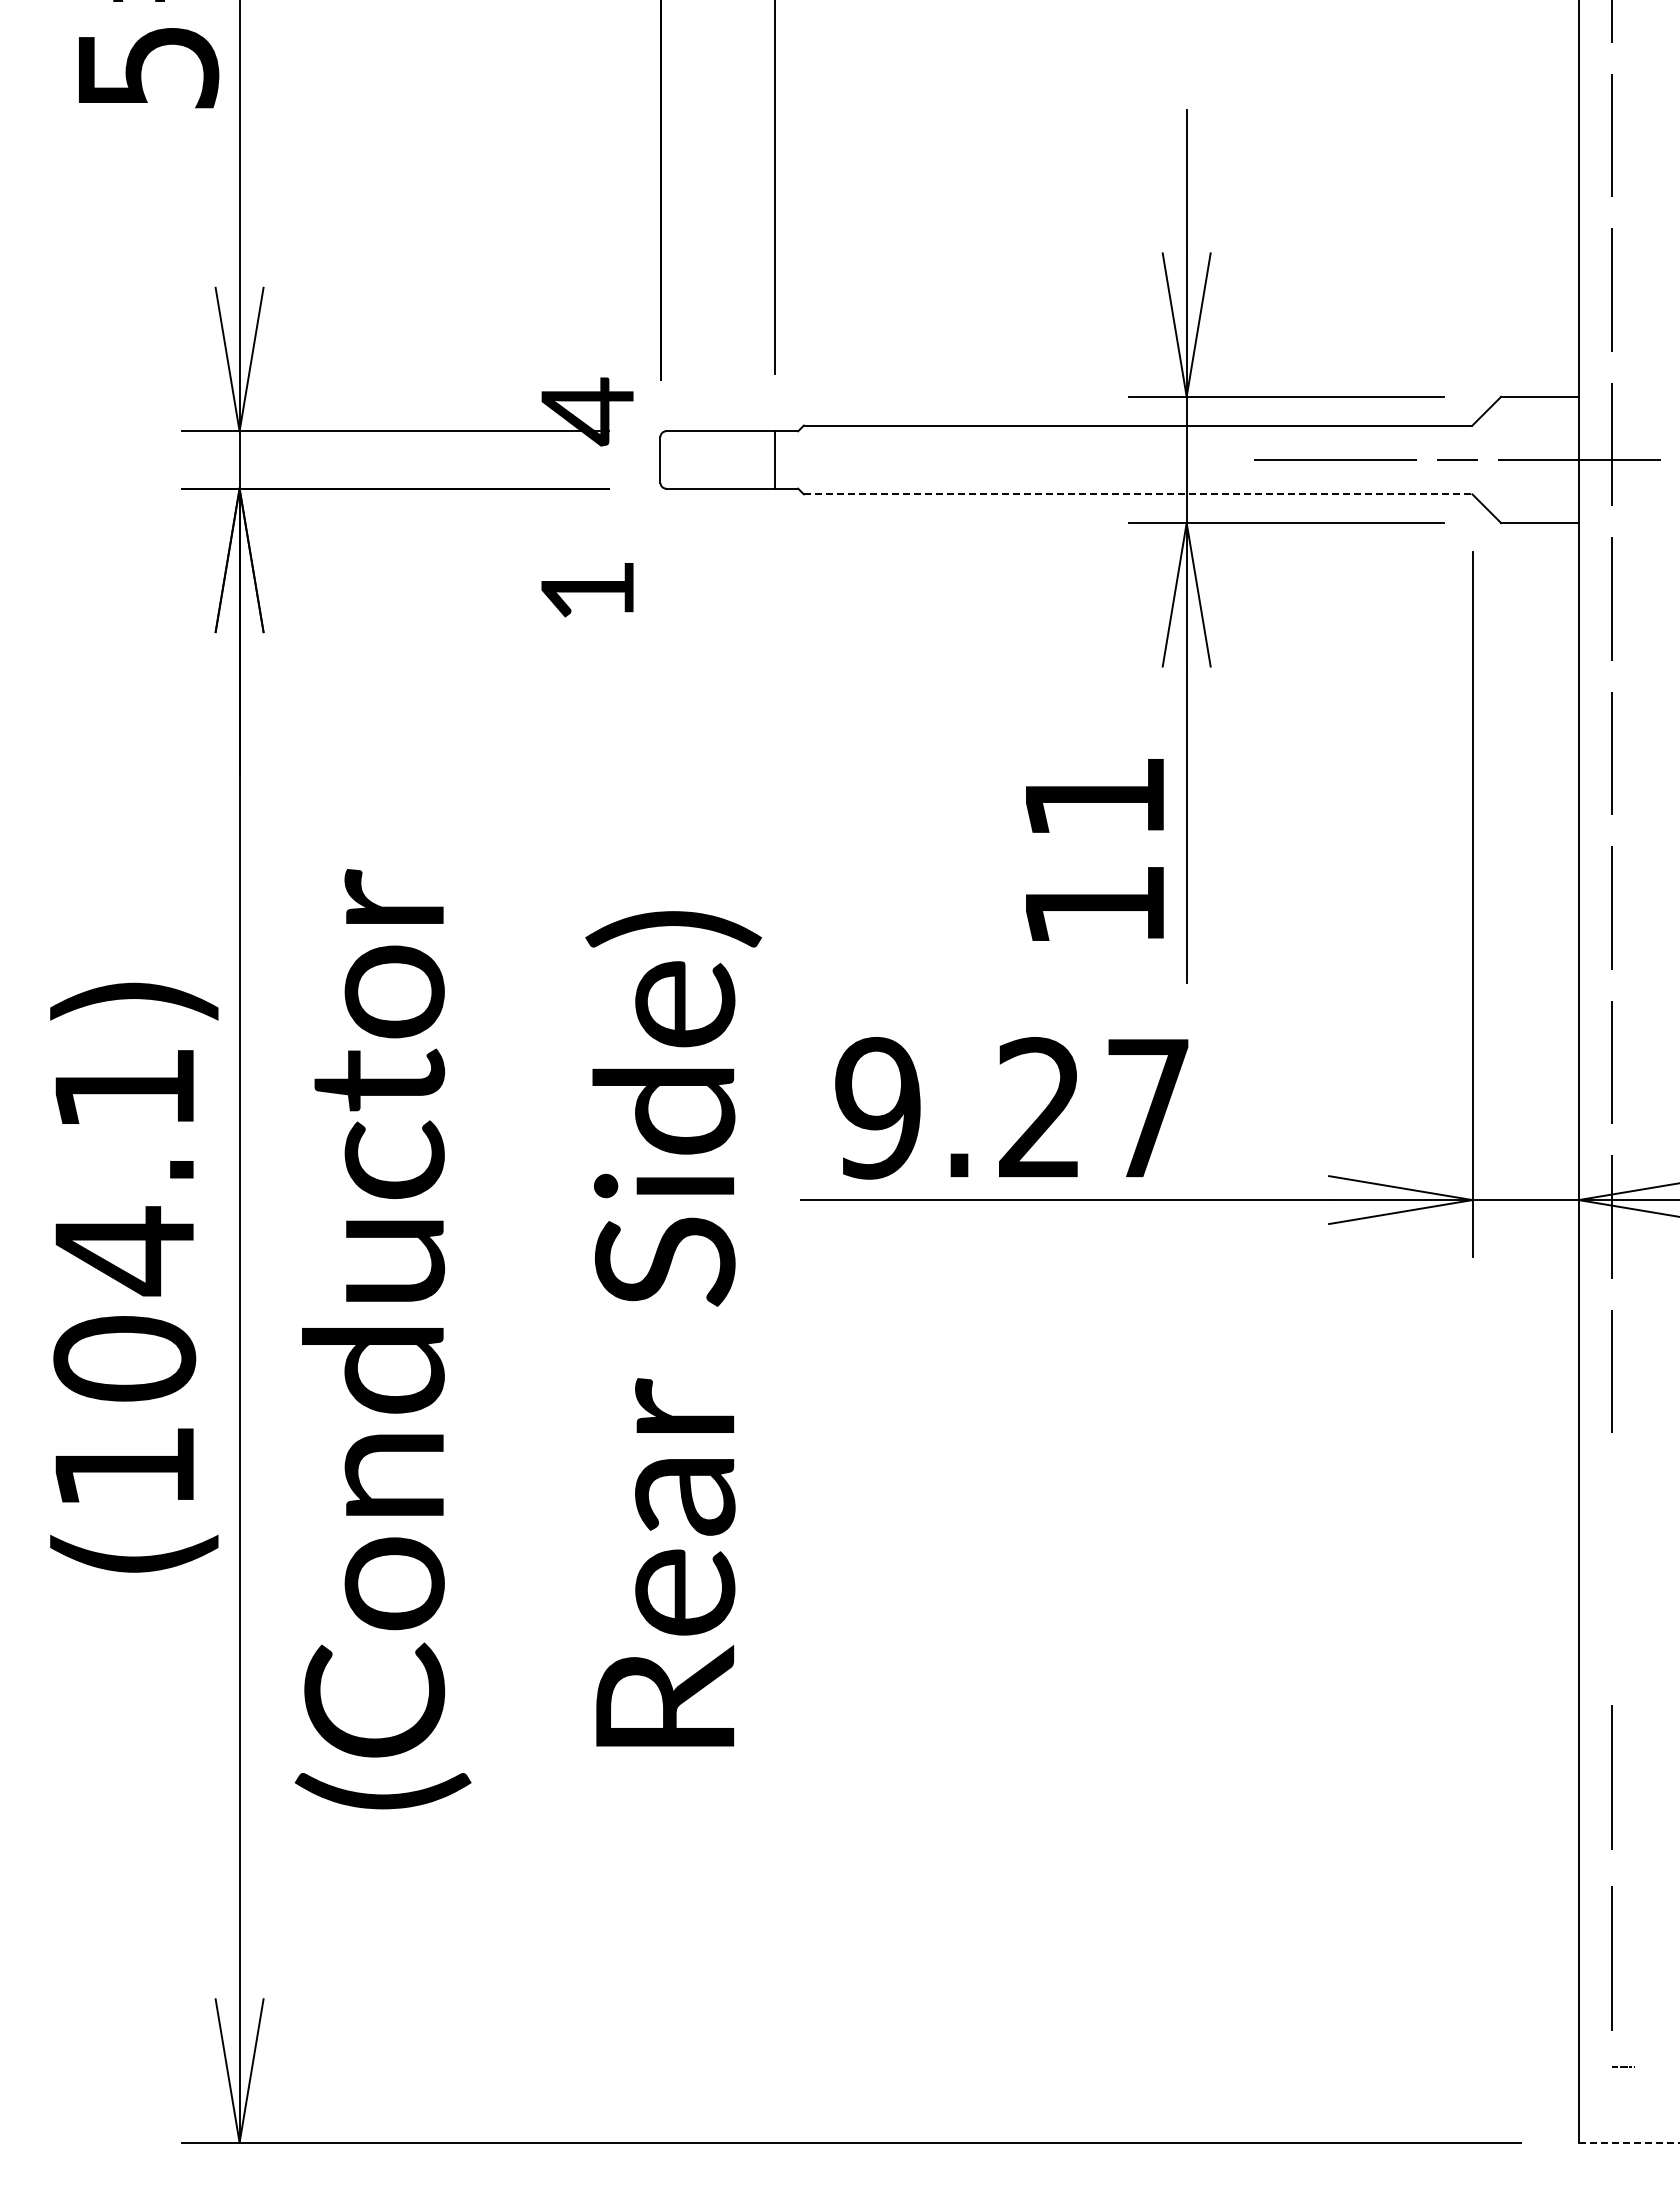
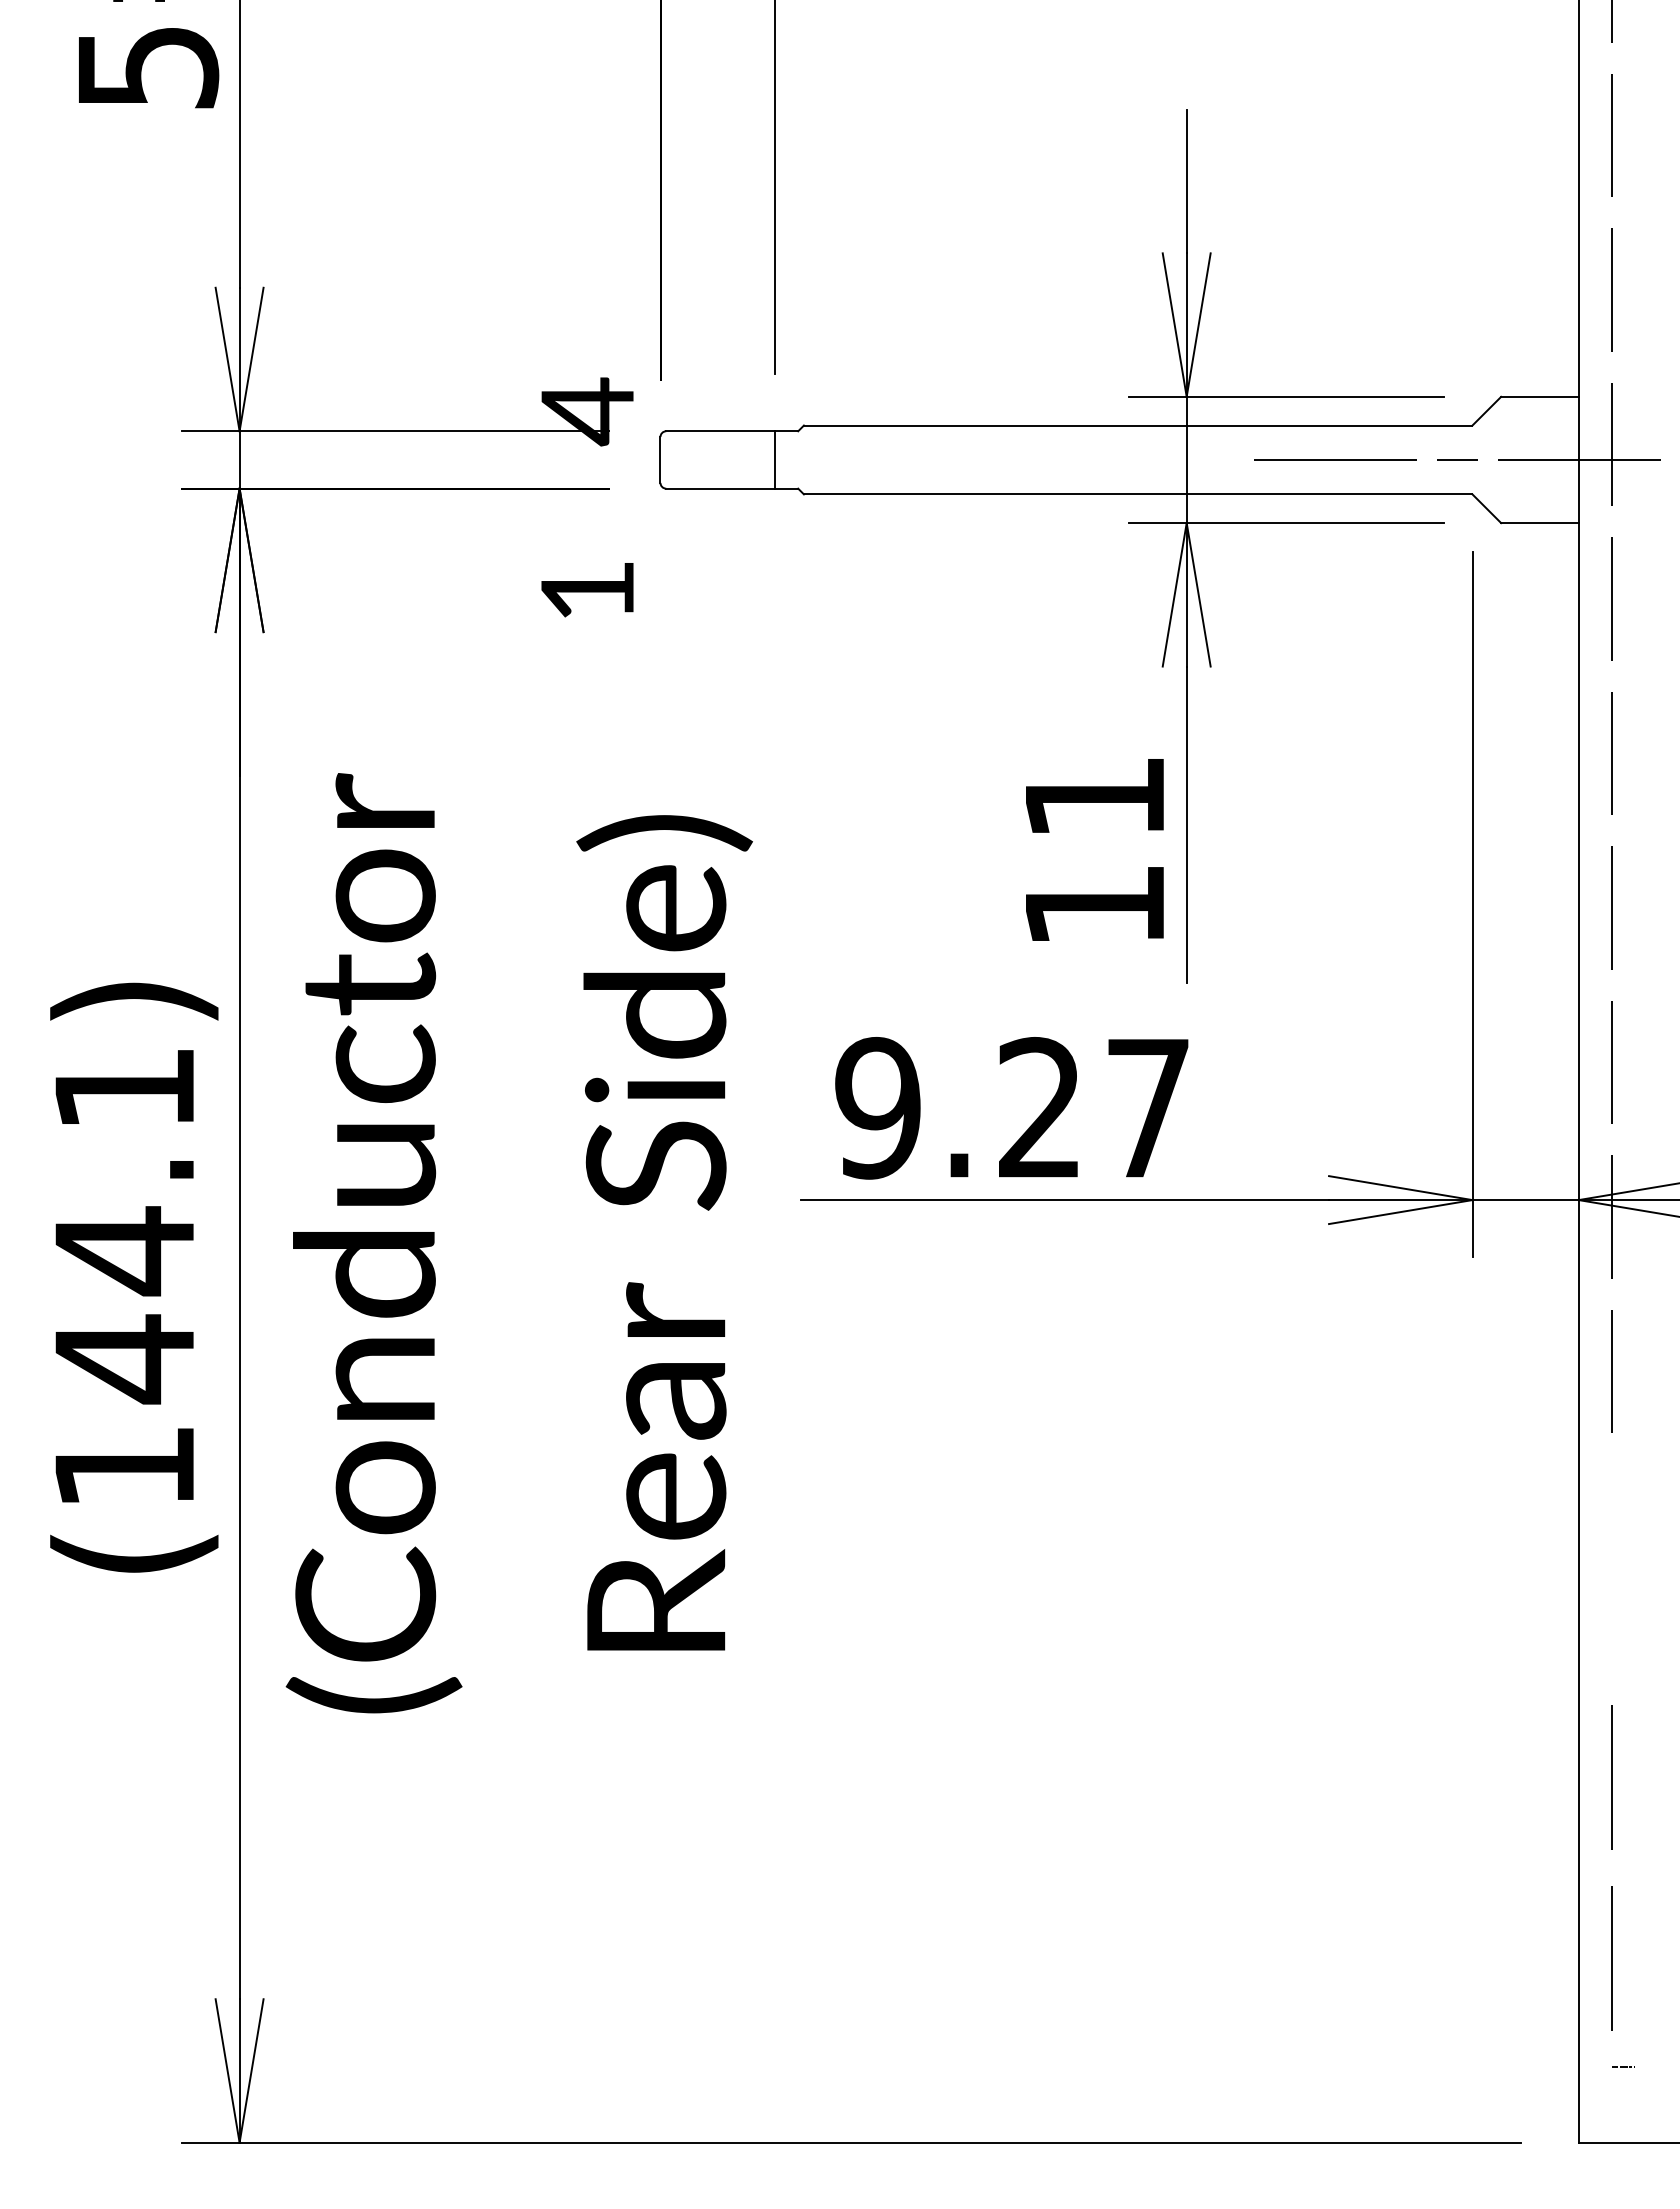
line: dashed -> solid (1138, 494)
text position: (527, 1339) -> (518, 1243) (518, 1243)
text: (104.1) -> (144.1) (124, 1359)
line: dashed -> solid (1629, 2142)
